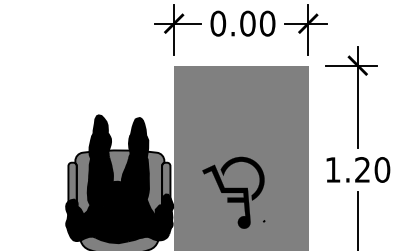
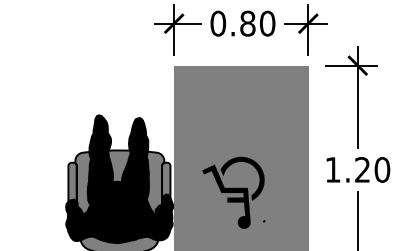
text: 0.00 -> 0.80 (247, 23)
